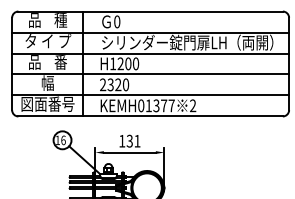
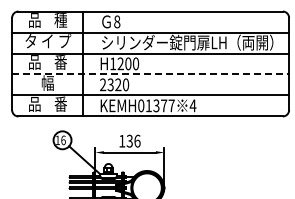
text: 0 -> 8 (117, 22)
line: solid -> dashed (151, 74)
text: 図面番号 -> 品    番 (47, 103)
text: 2 -> 4 (192, 105)
text: 131 -> 136 (137, 140)
